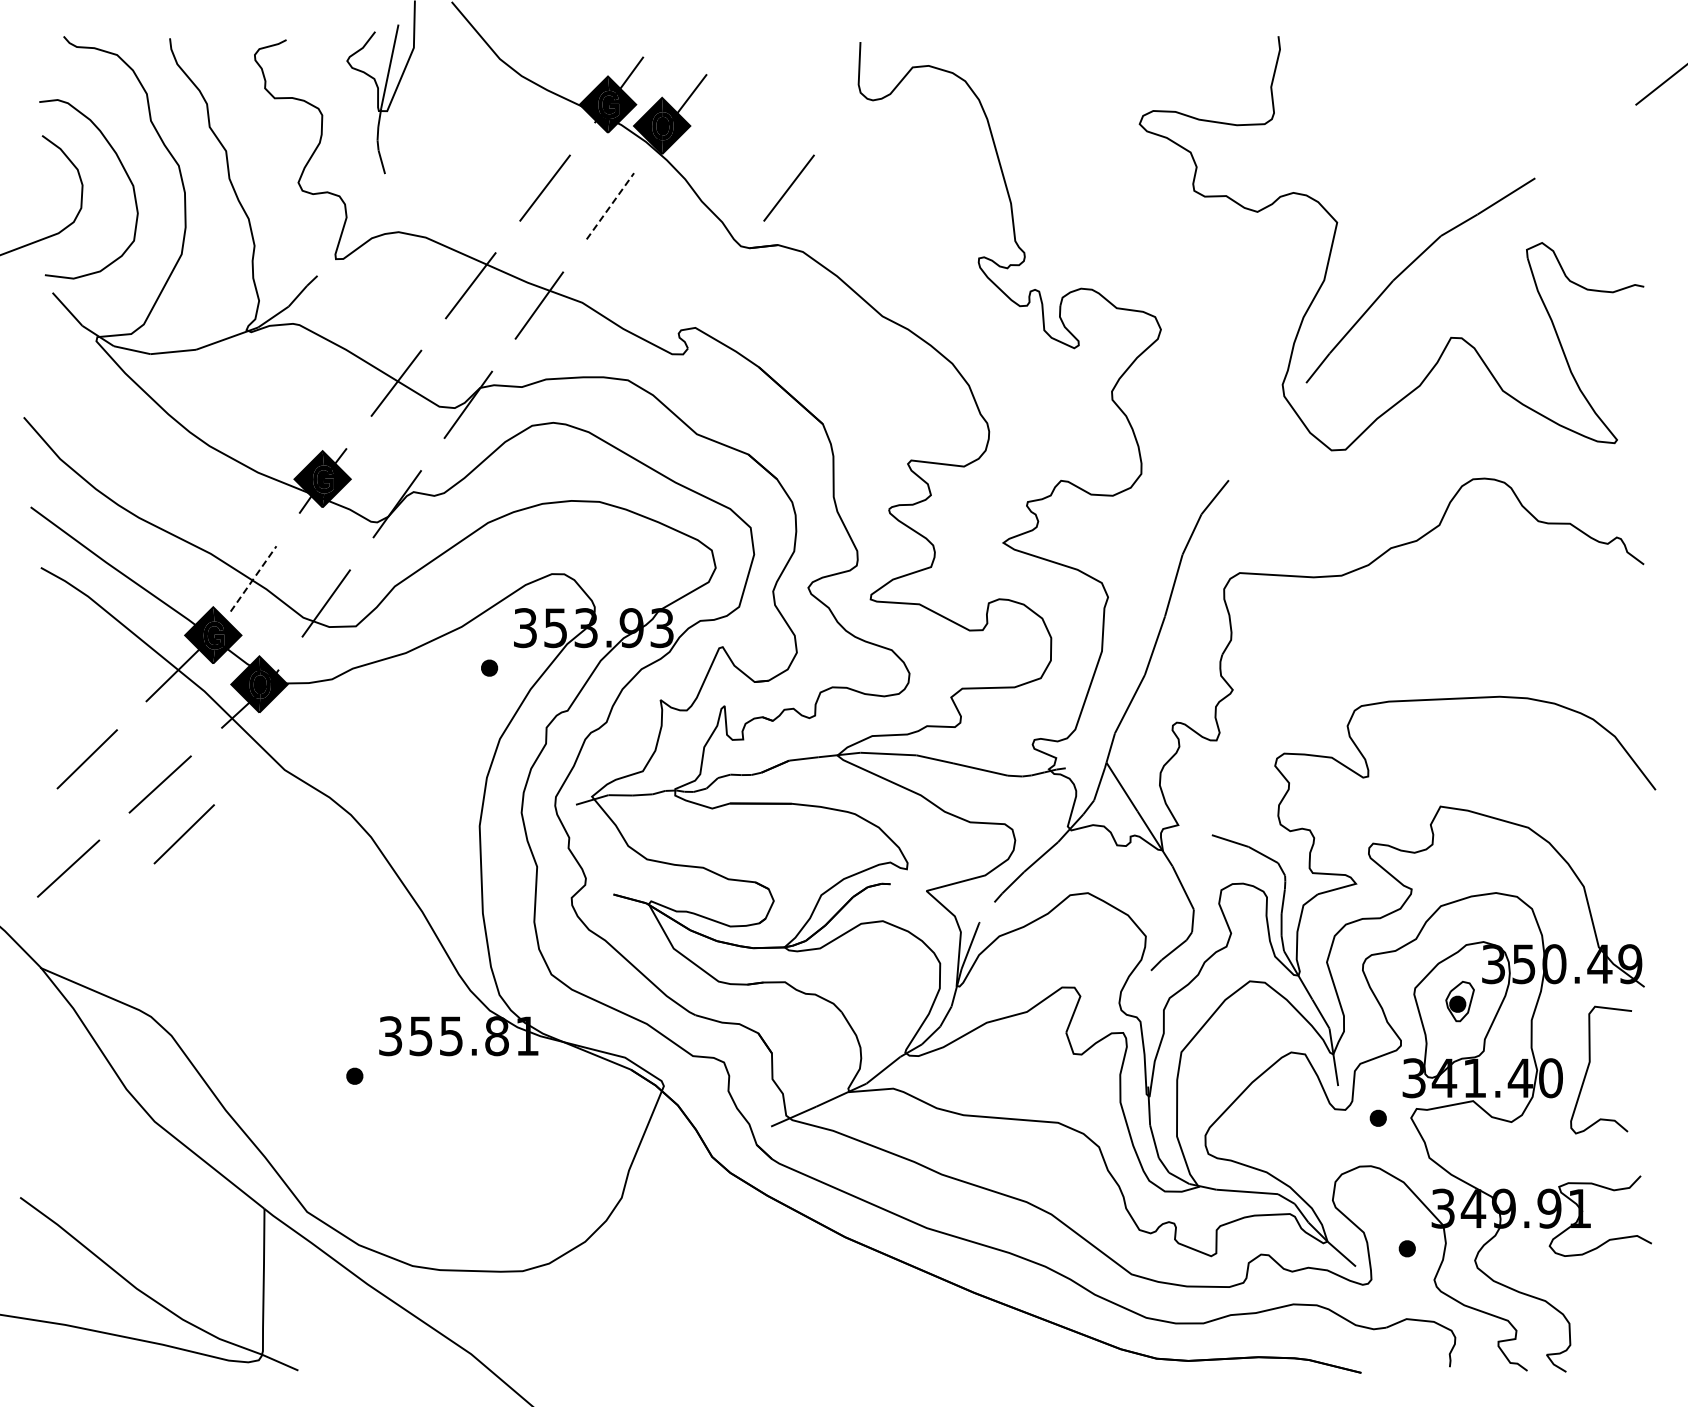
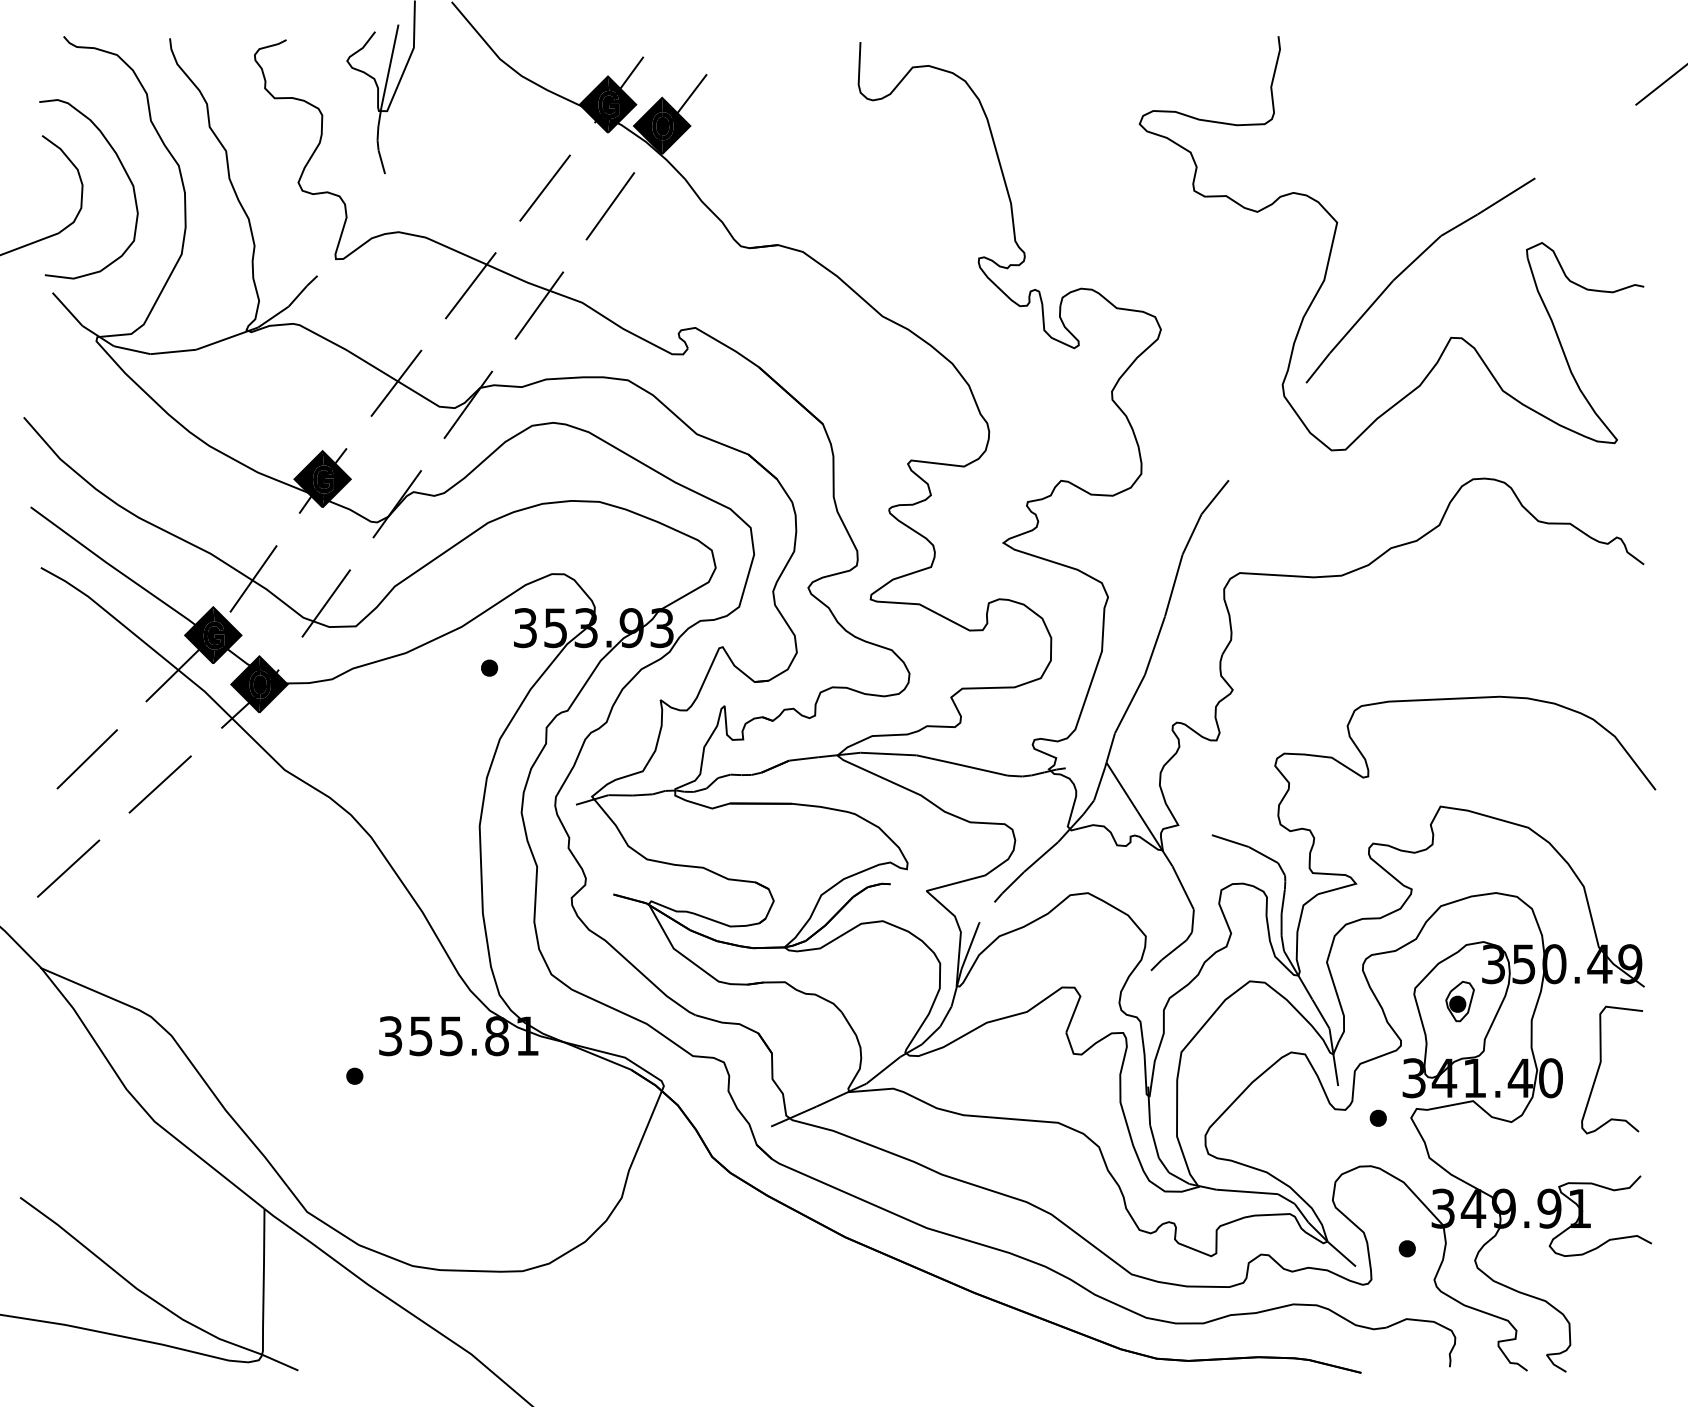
line: present -> none (788, 187)
line: dashed -> solid (610, 206)
line: dashed -> solid (253, 578)
line: present -> none (183, 834)
curve position: (1589, 1066) -> (1600, 1066) (1600, 1066)
